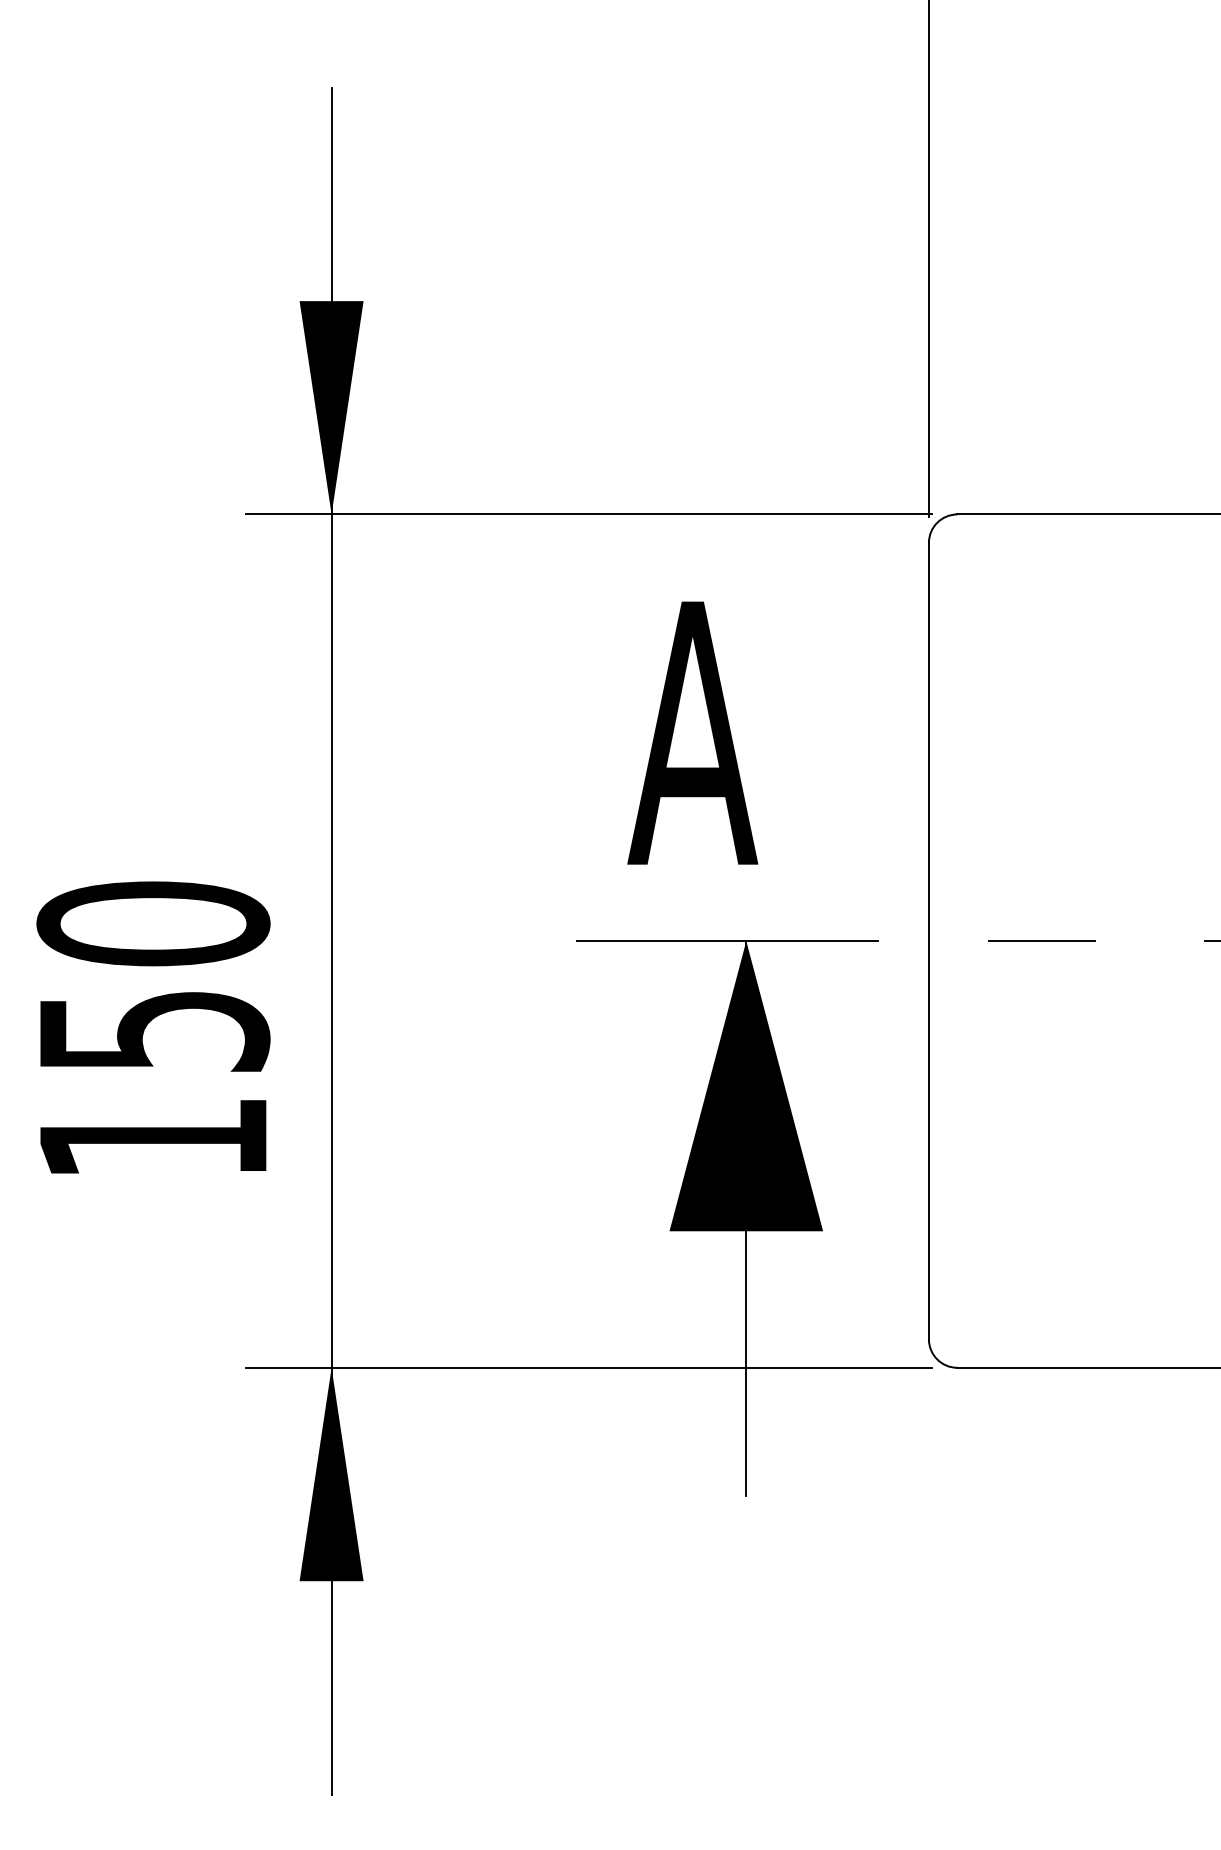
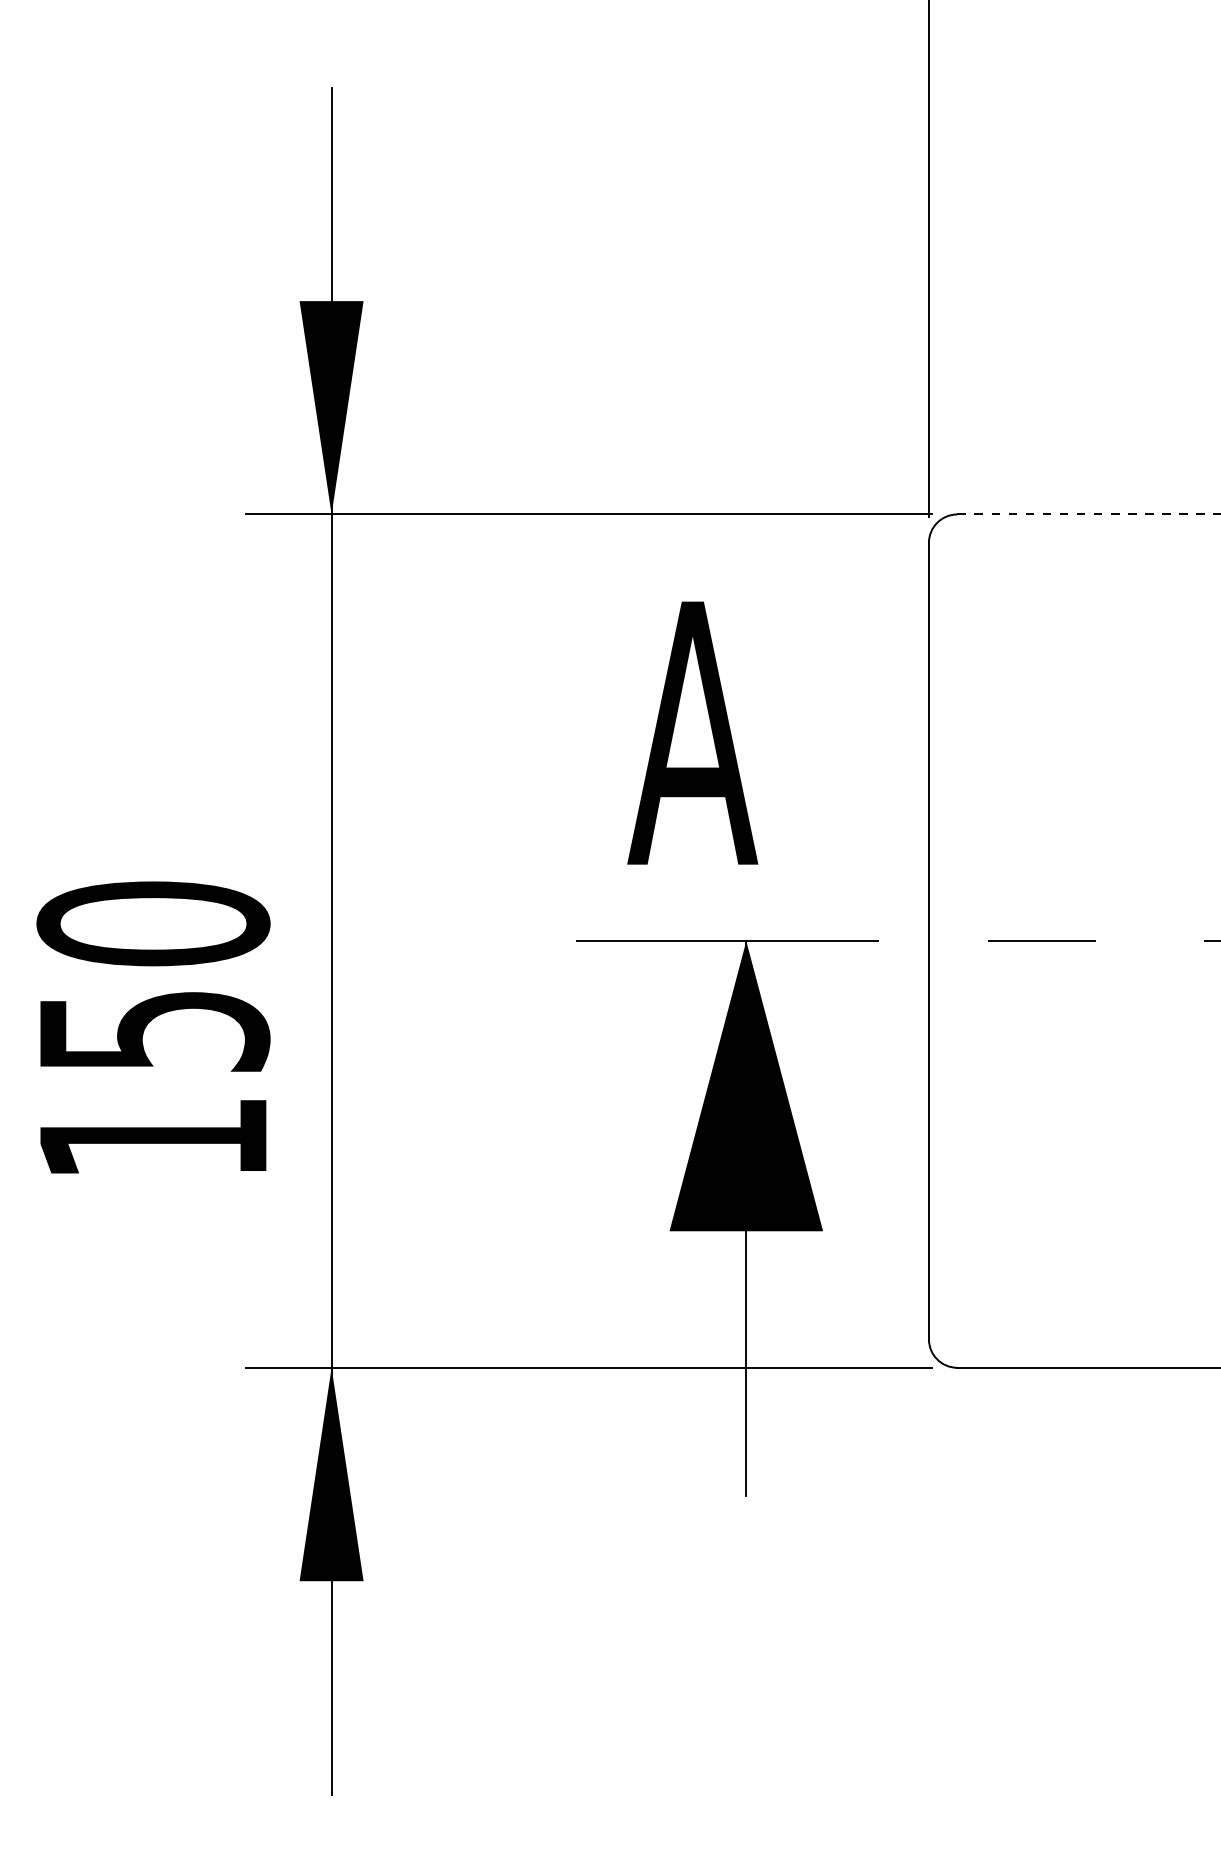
line: solid -> dashed (1089, 514)
